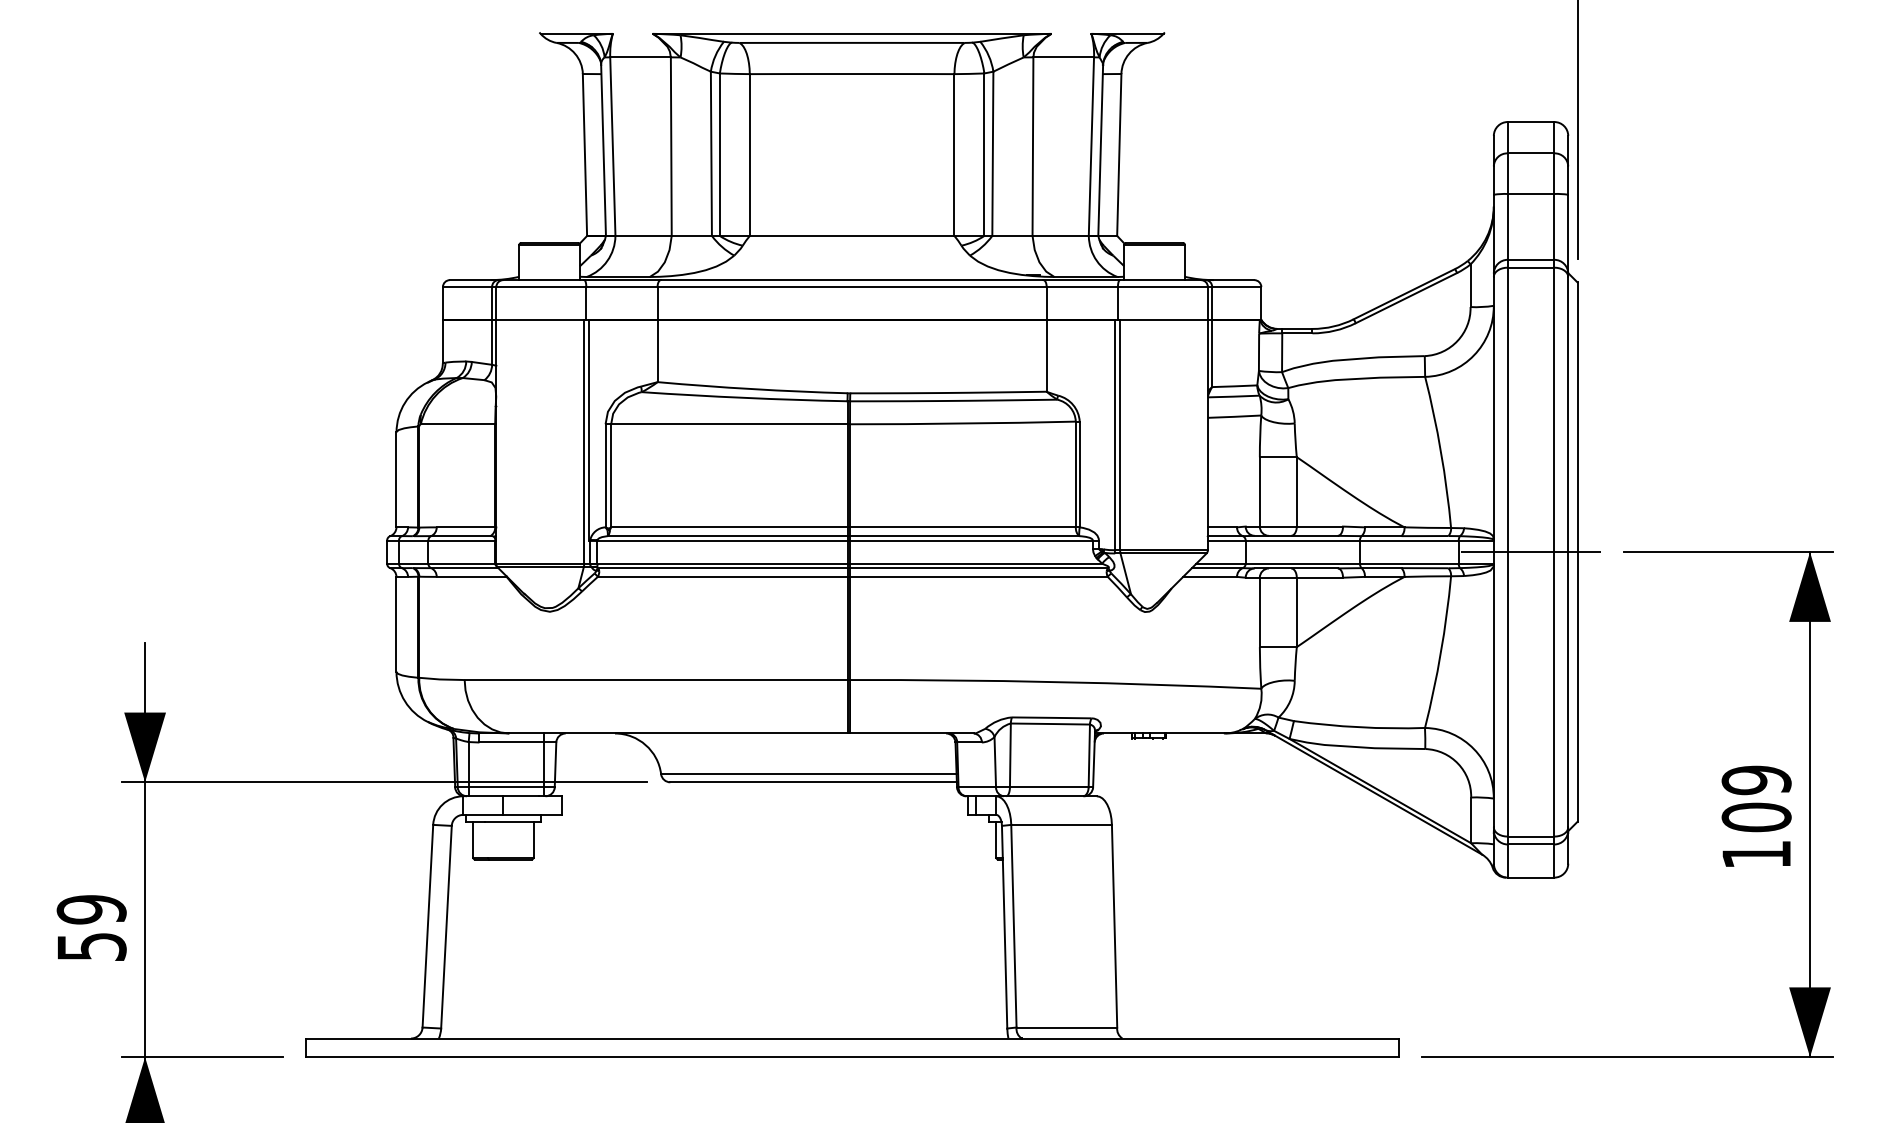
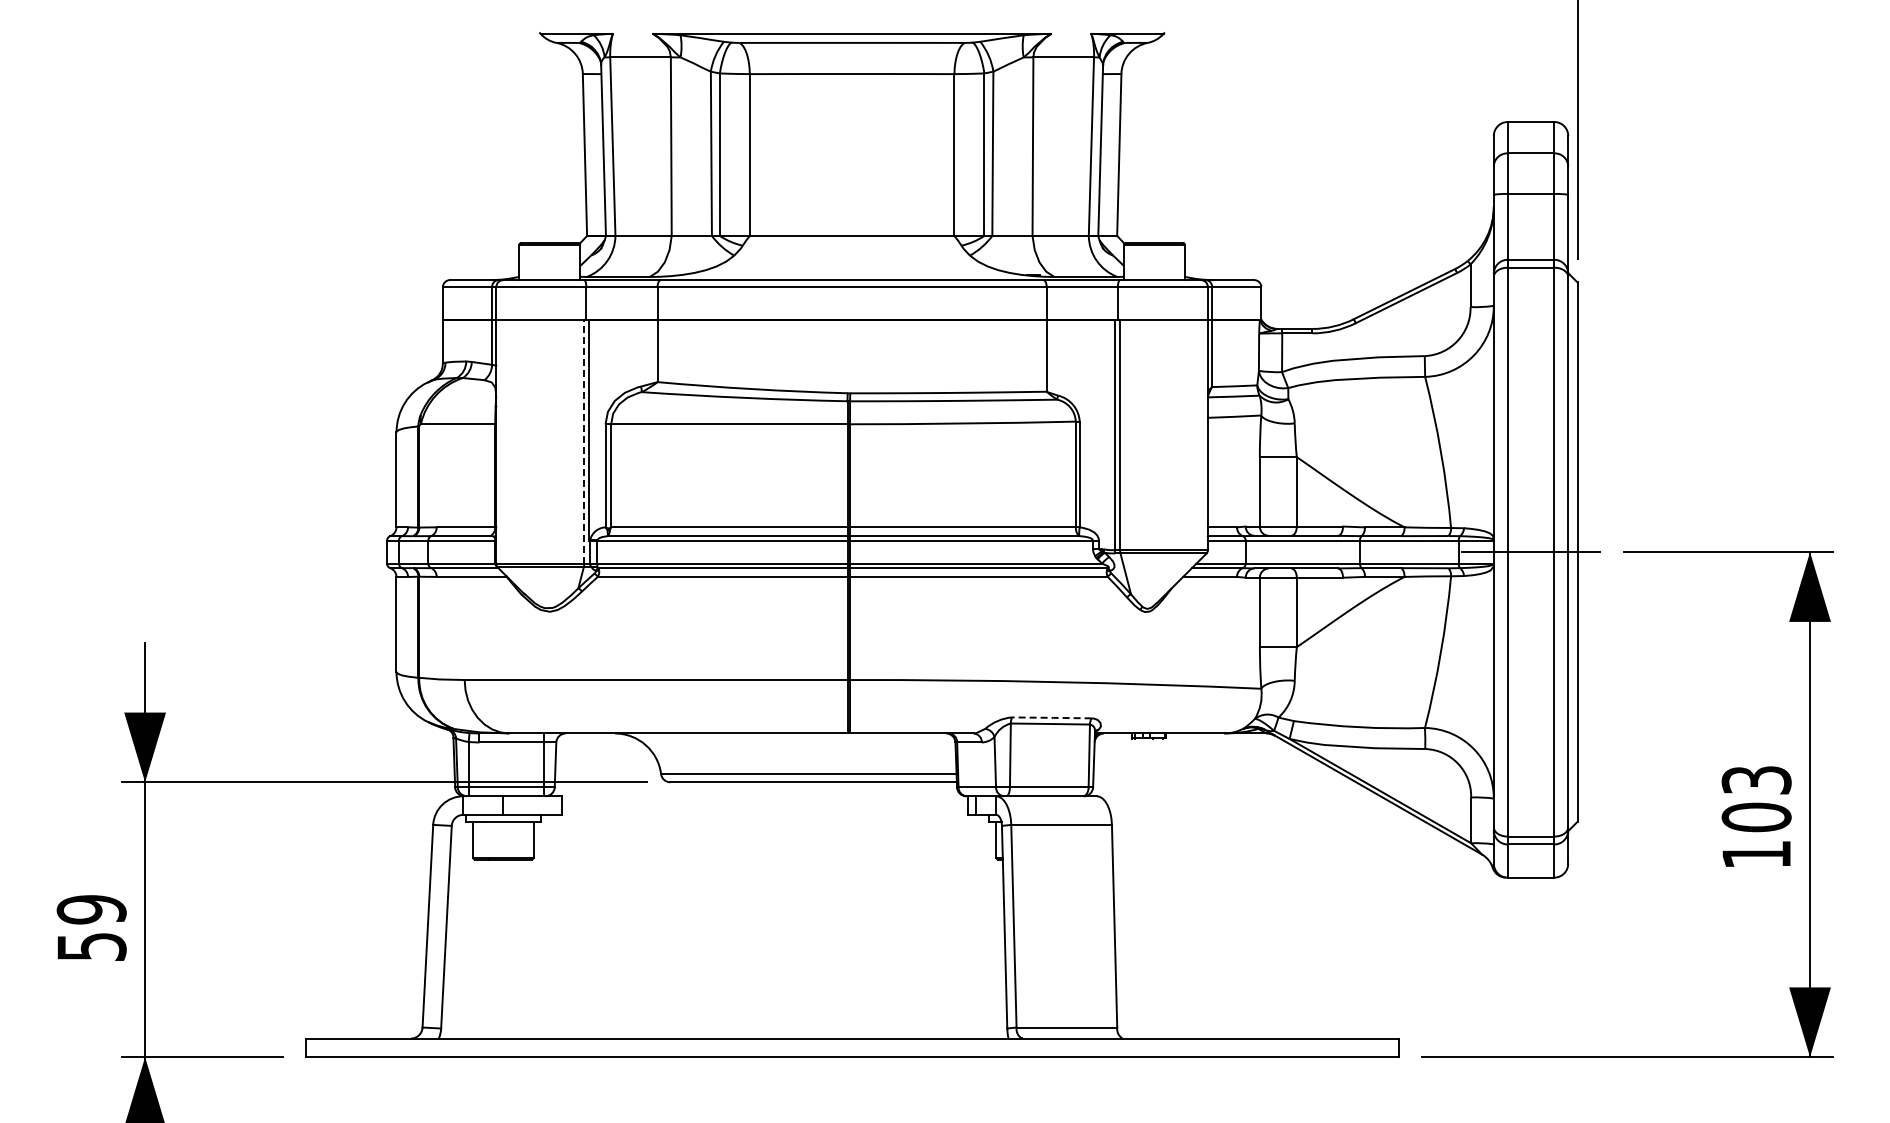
line: solid -> dashed (584, 441)
line: solid -> dashed (1052, 717)
text: 109 -> 103 (1756, 780)
